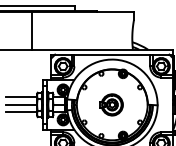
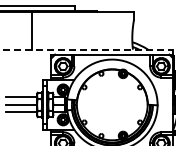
line: solid -> dashed (87, 49)
part: present -> none (111, 104)
